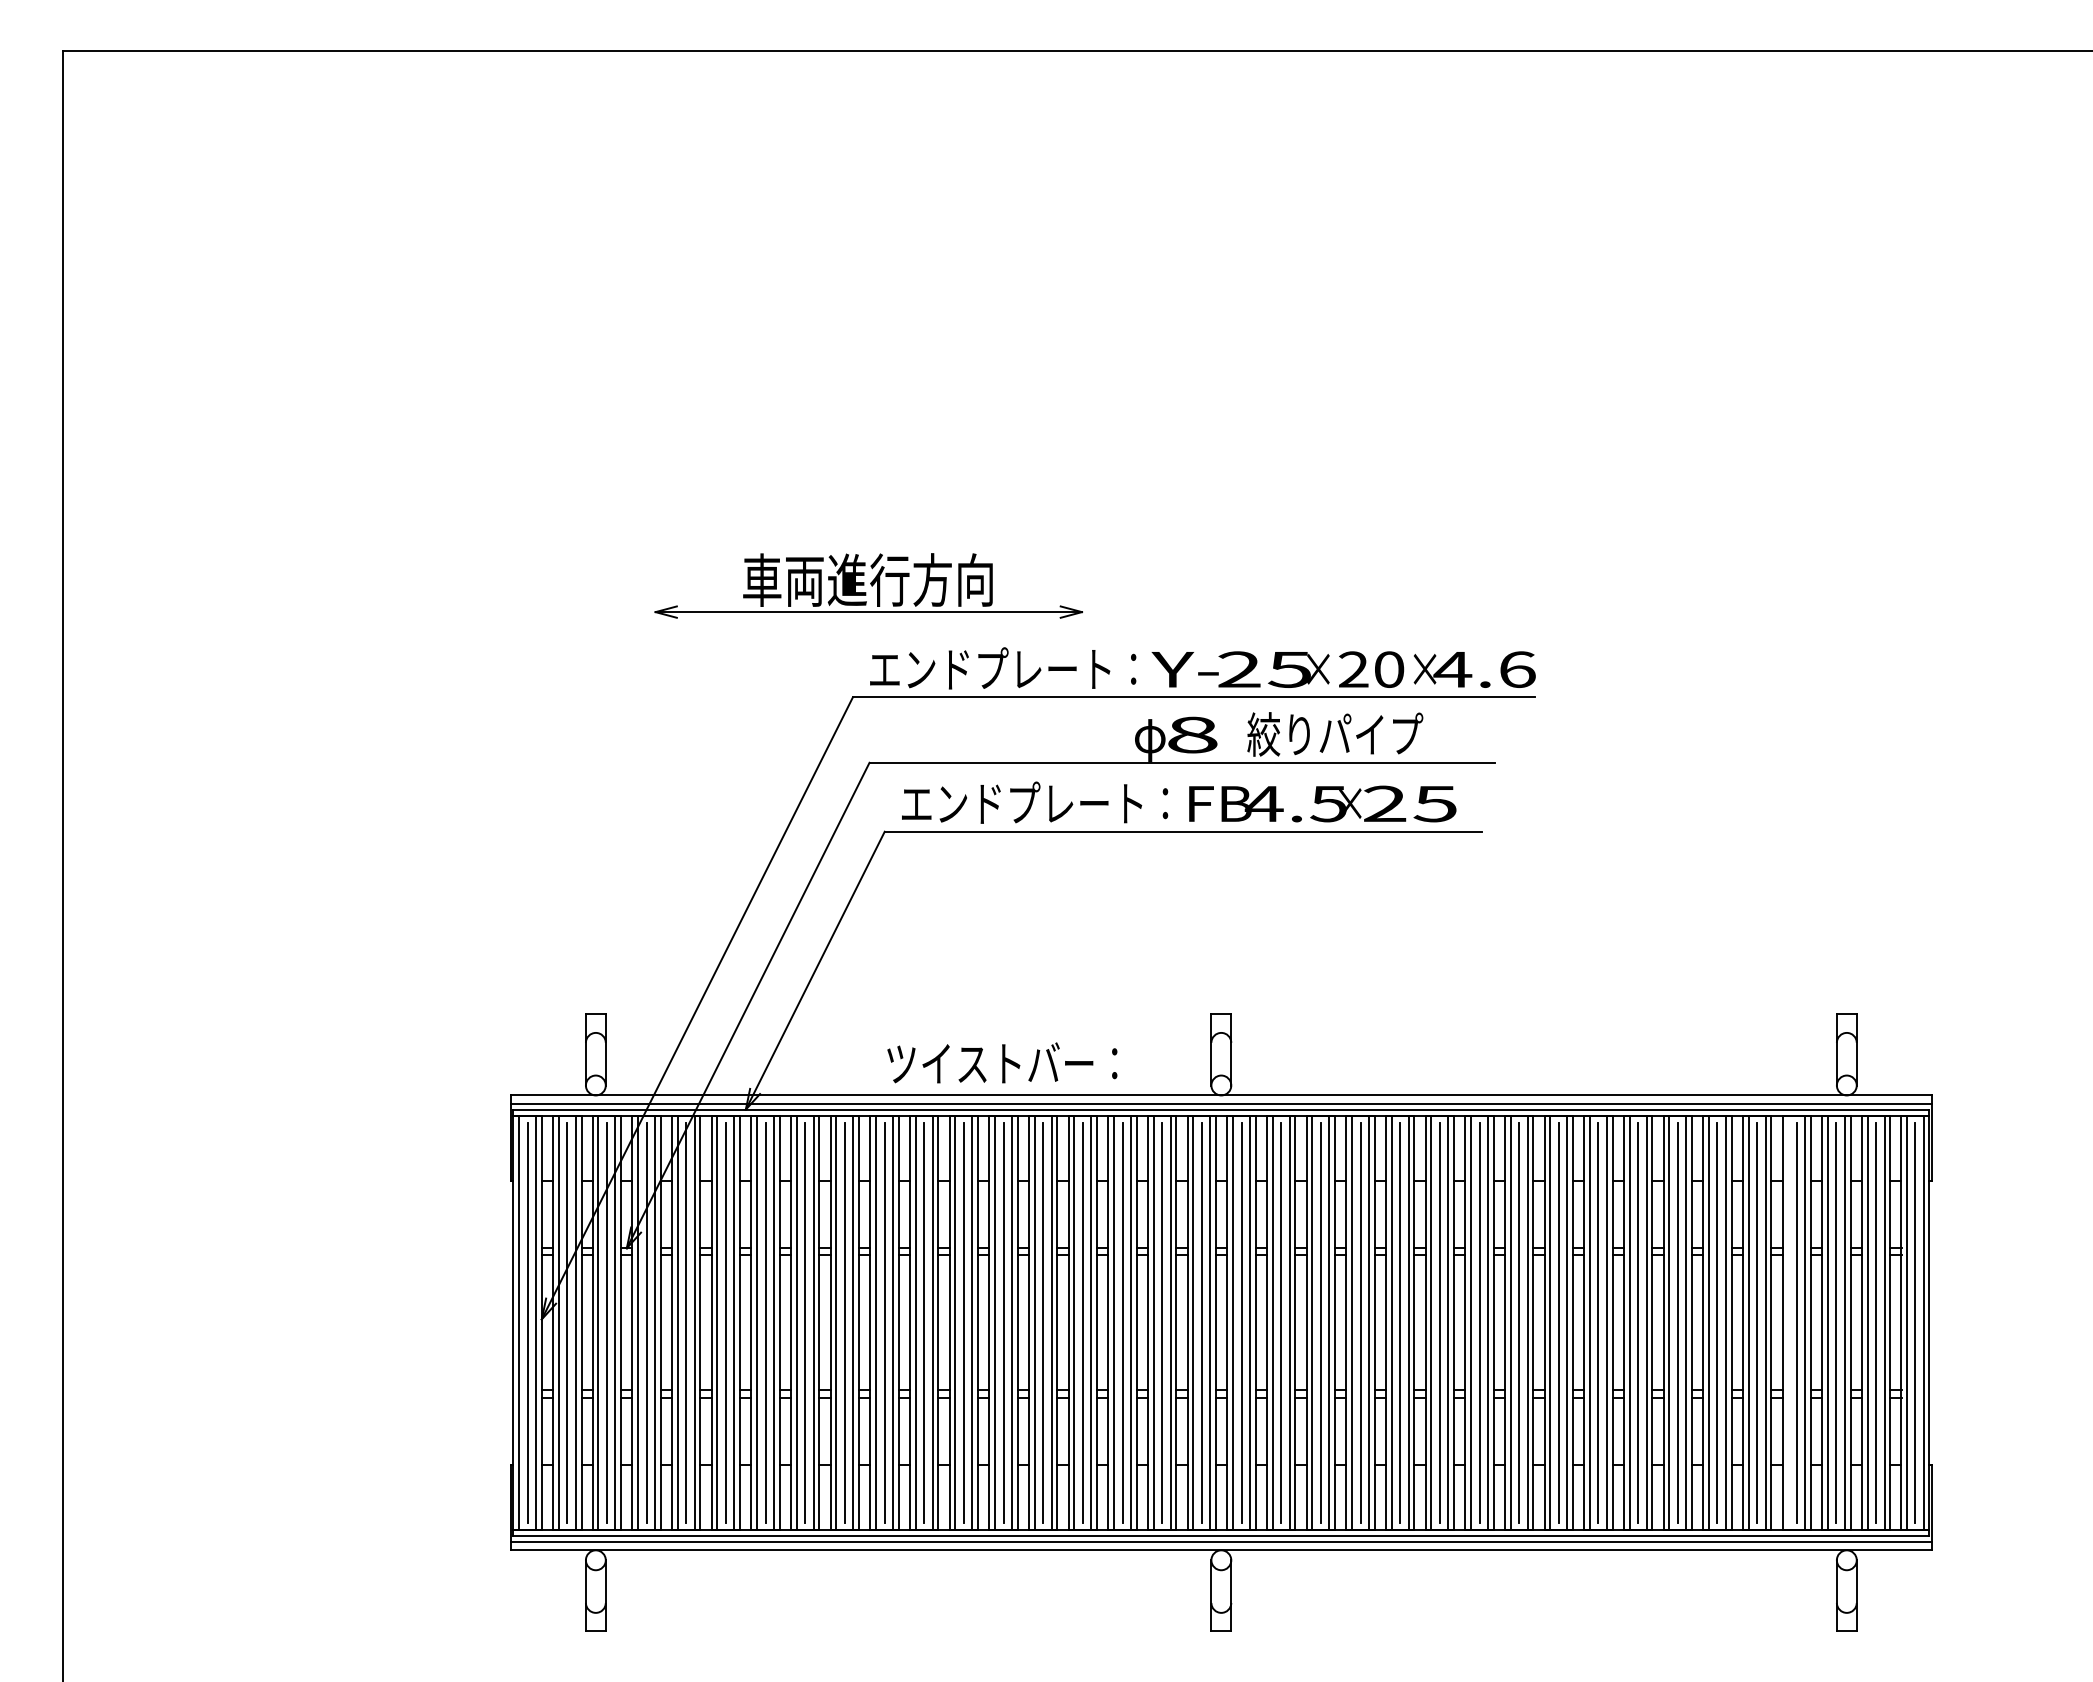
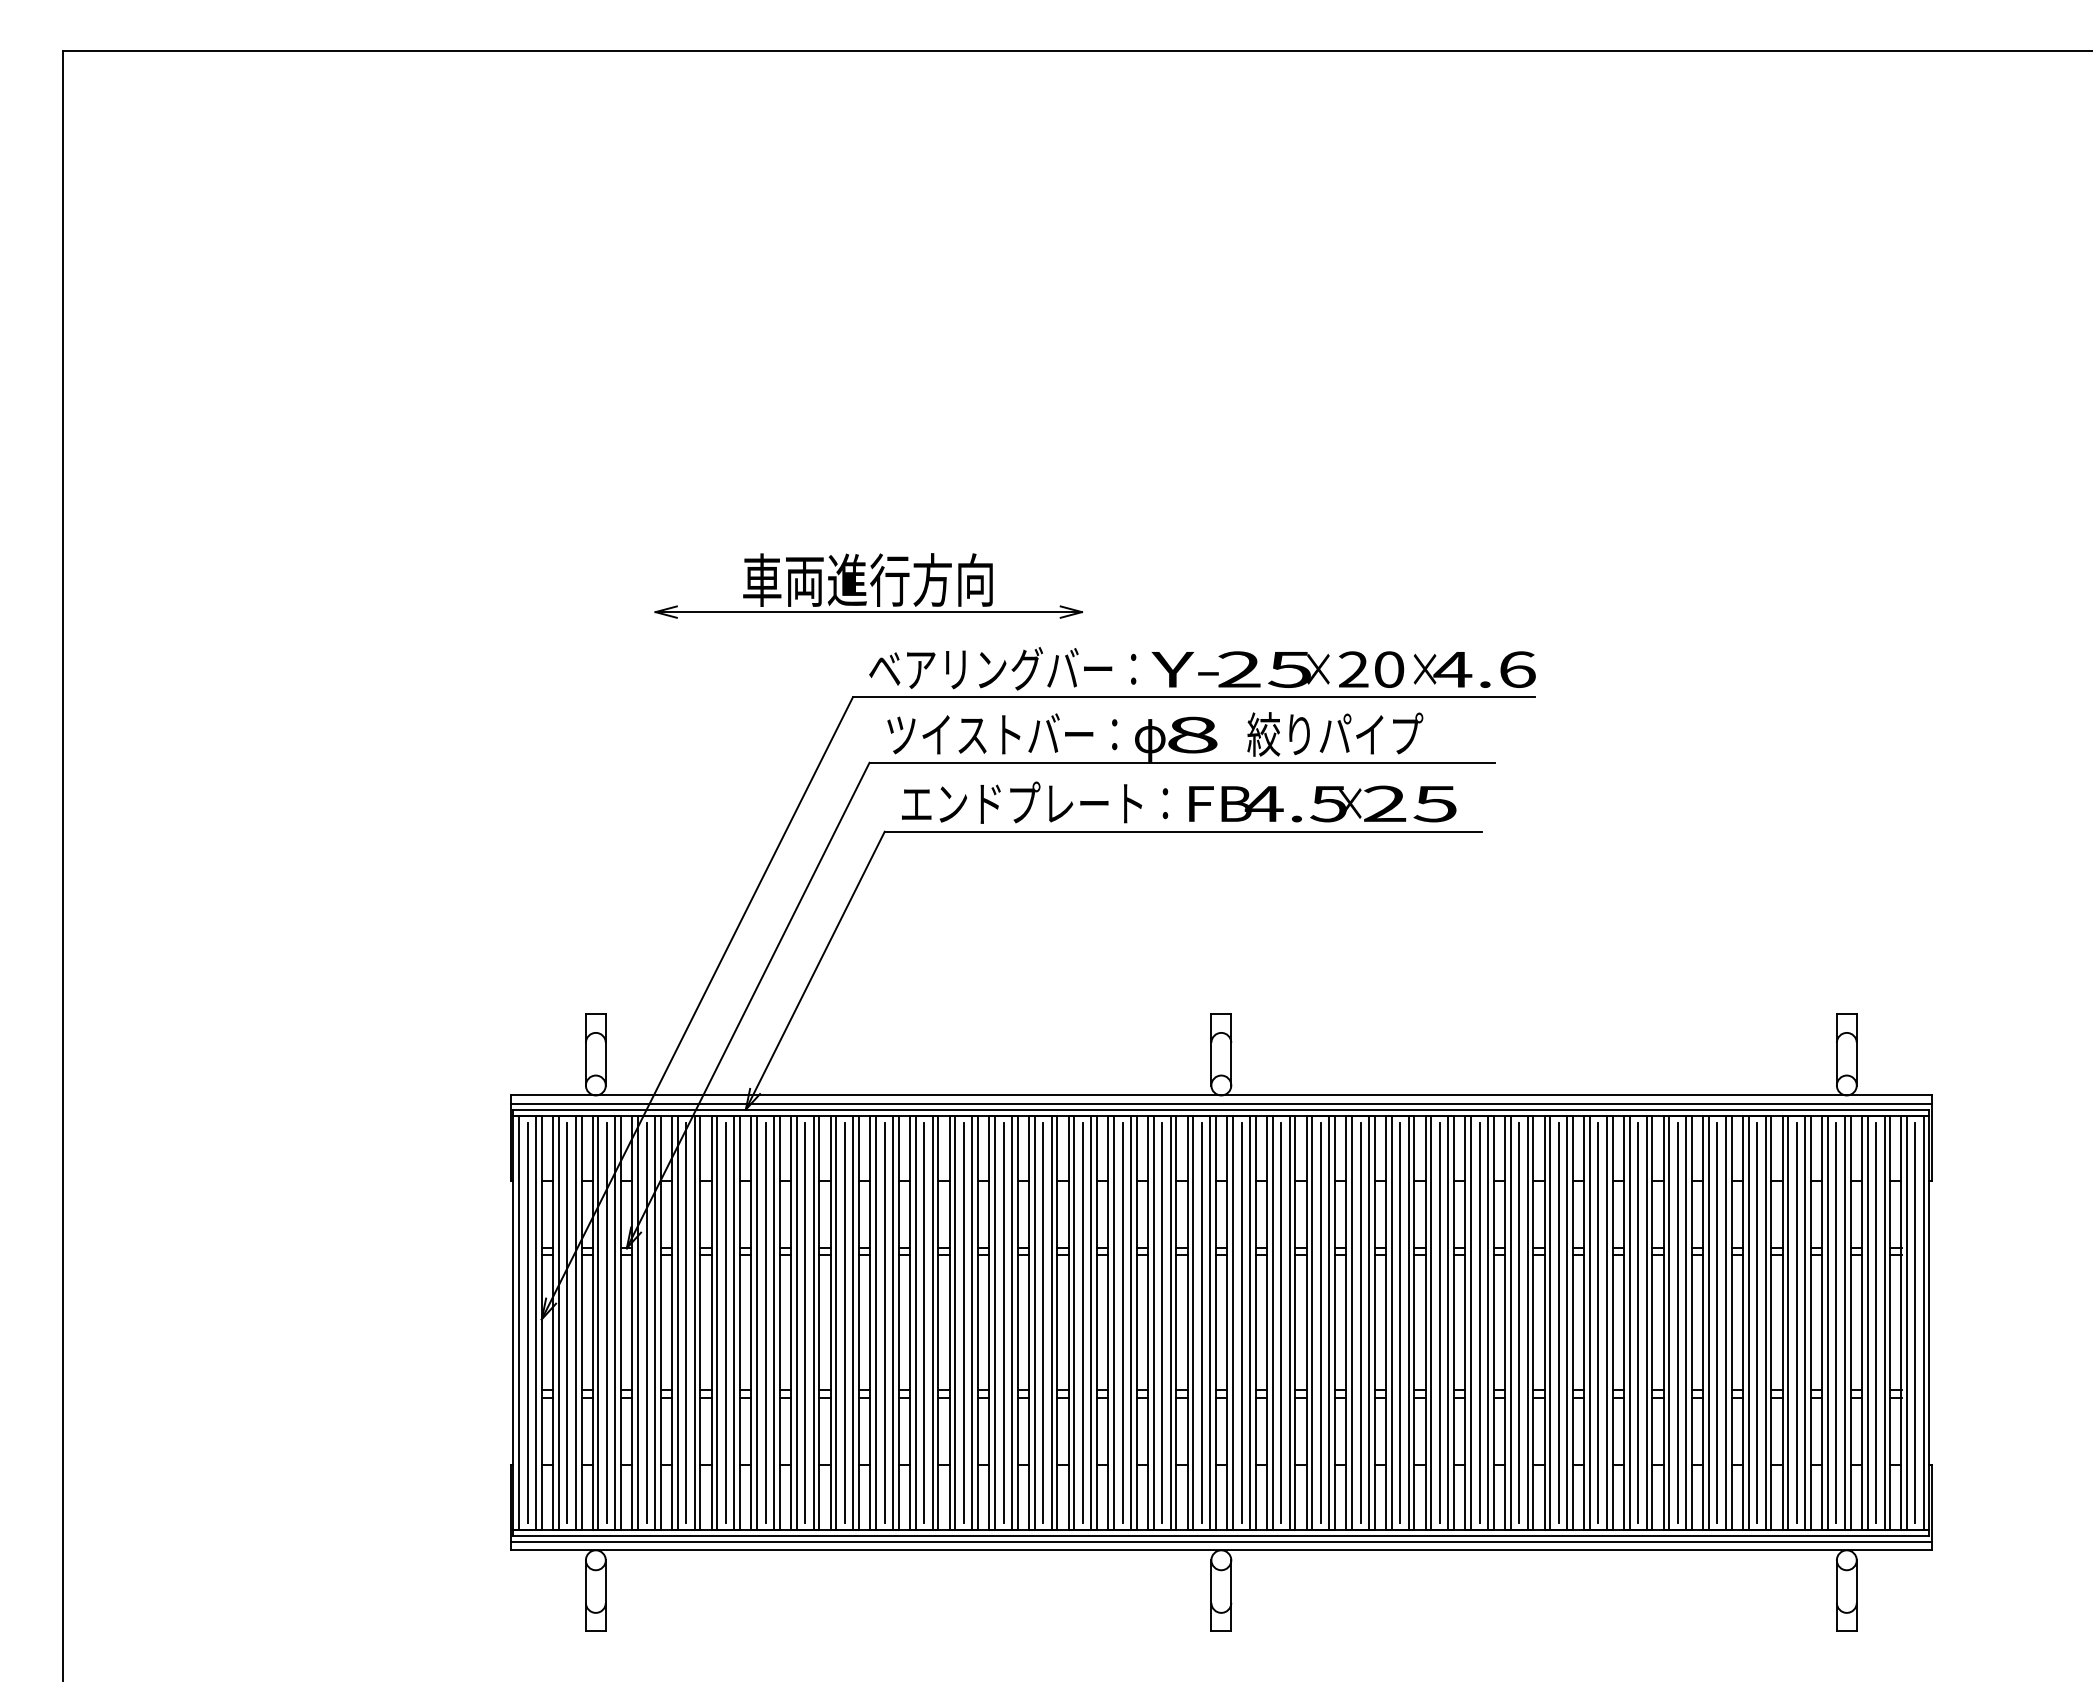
text: エンドプレート： -> ベアリングバー： (990, 668)
text position: (1002, 1062) -> (1002, 733) (1002, 733)
line: none -> present (1788, 1322)
